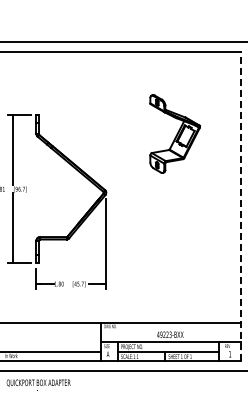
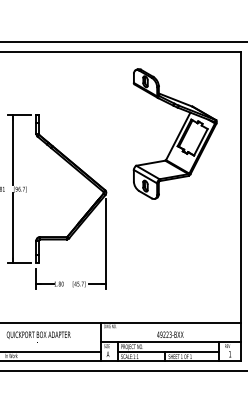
part size: 52x80 px -> 86x132 px (174, 133)
line: dashed -> solid (240, 206)
text position: (38, 384) -> (38, 336) (38, 336)
